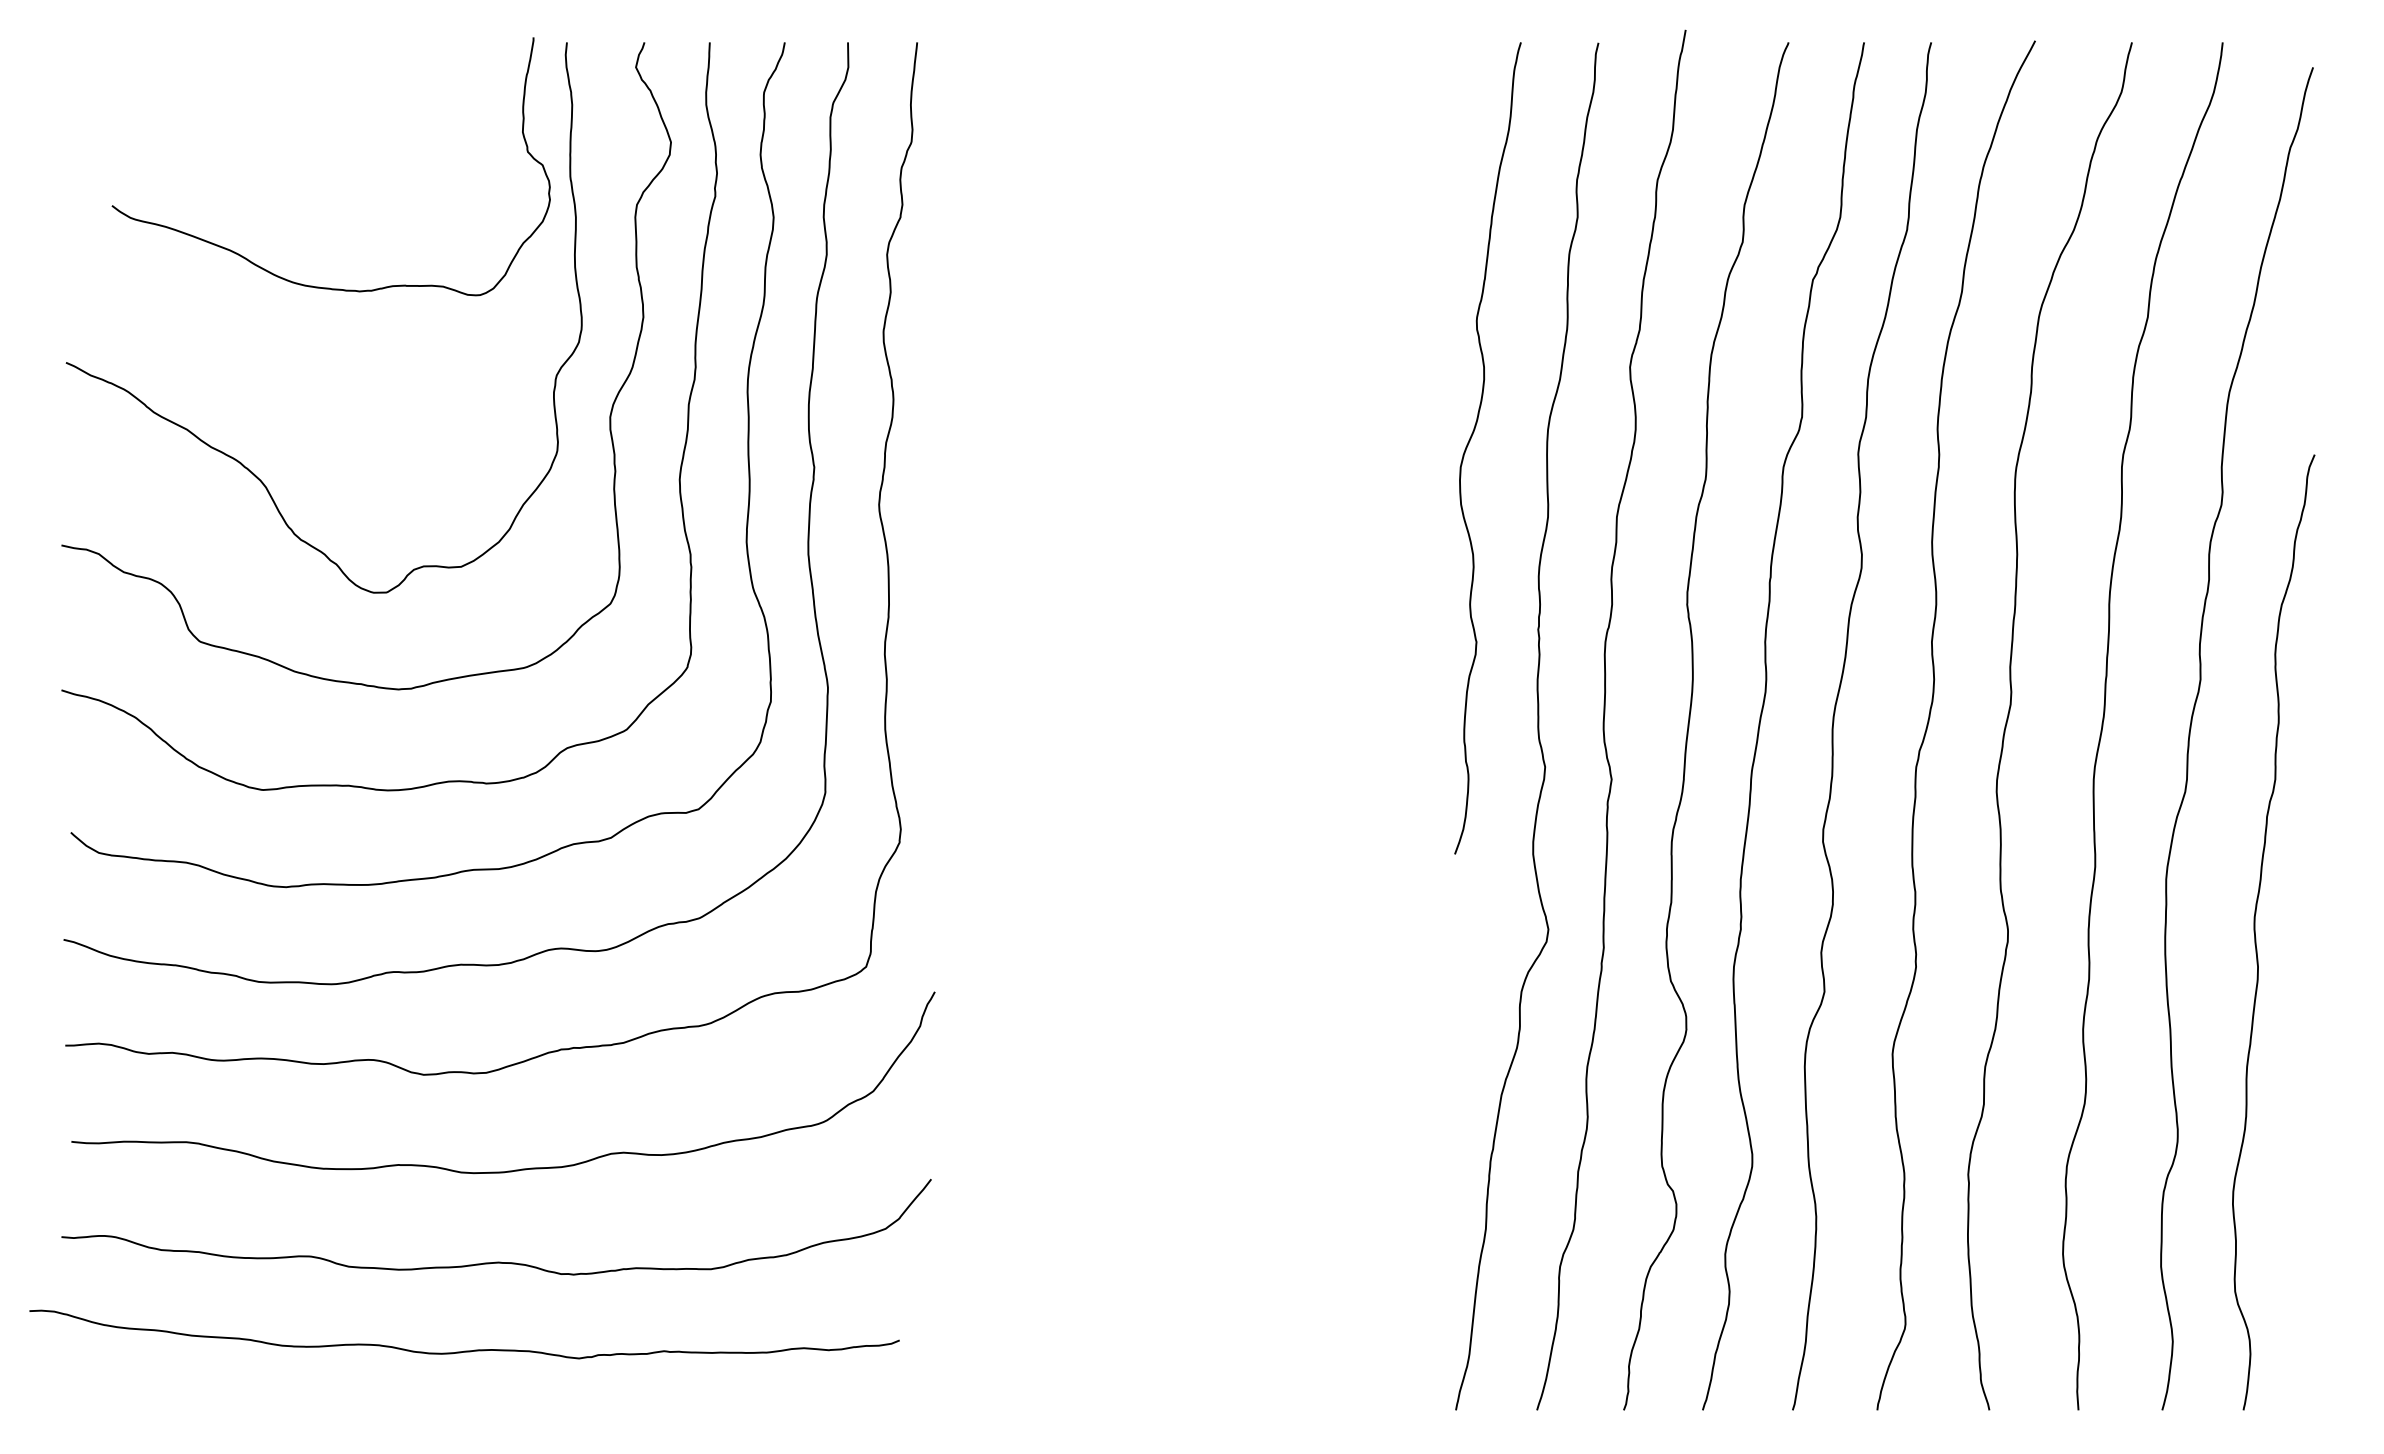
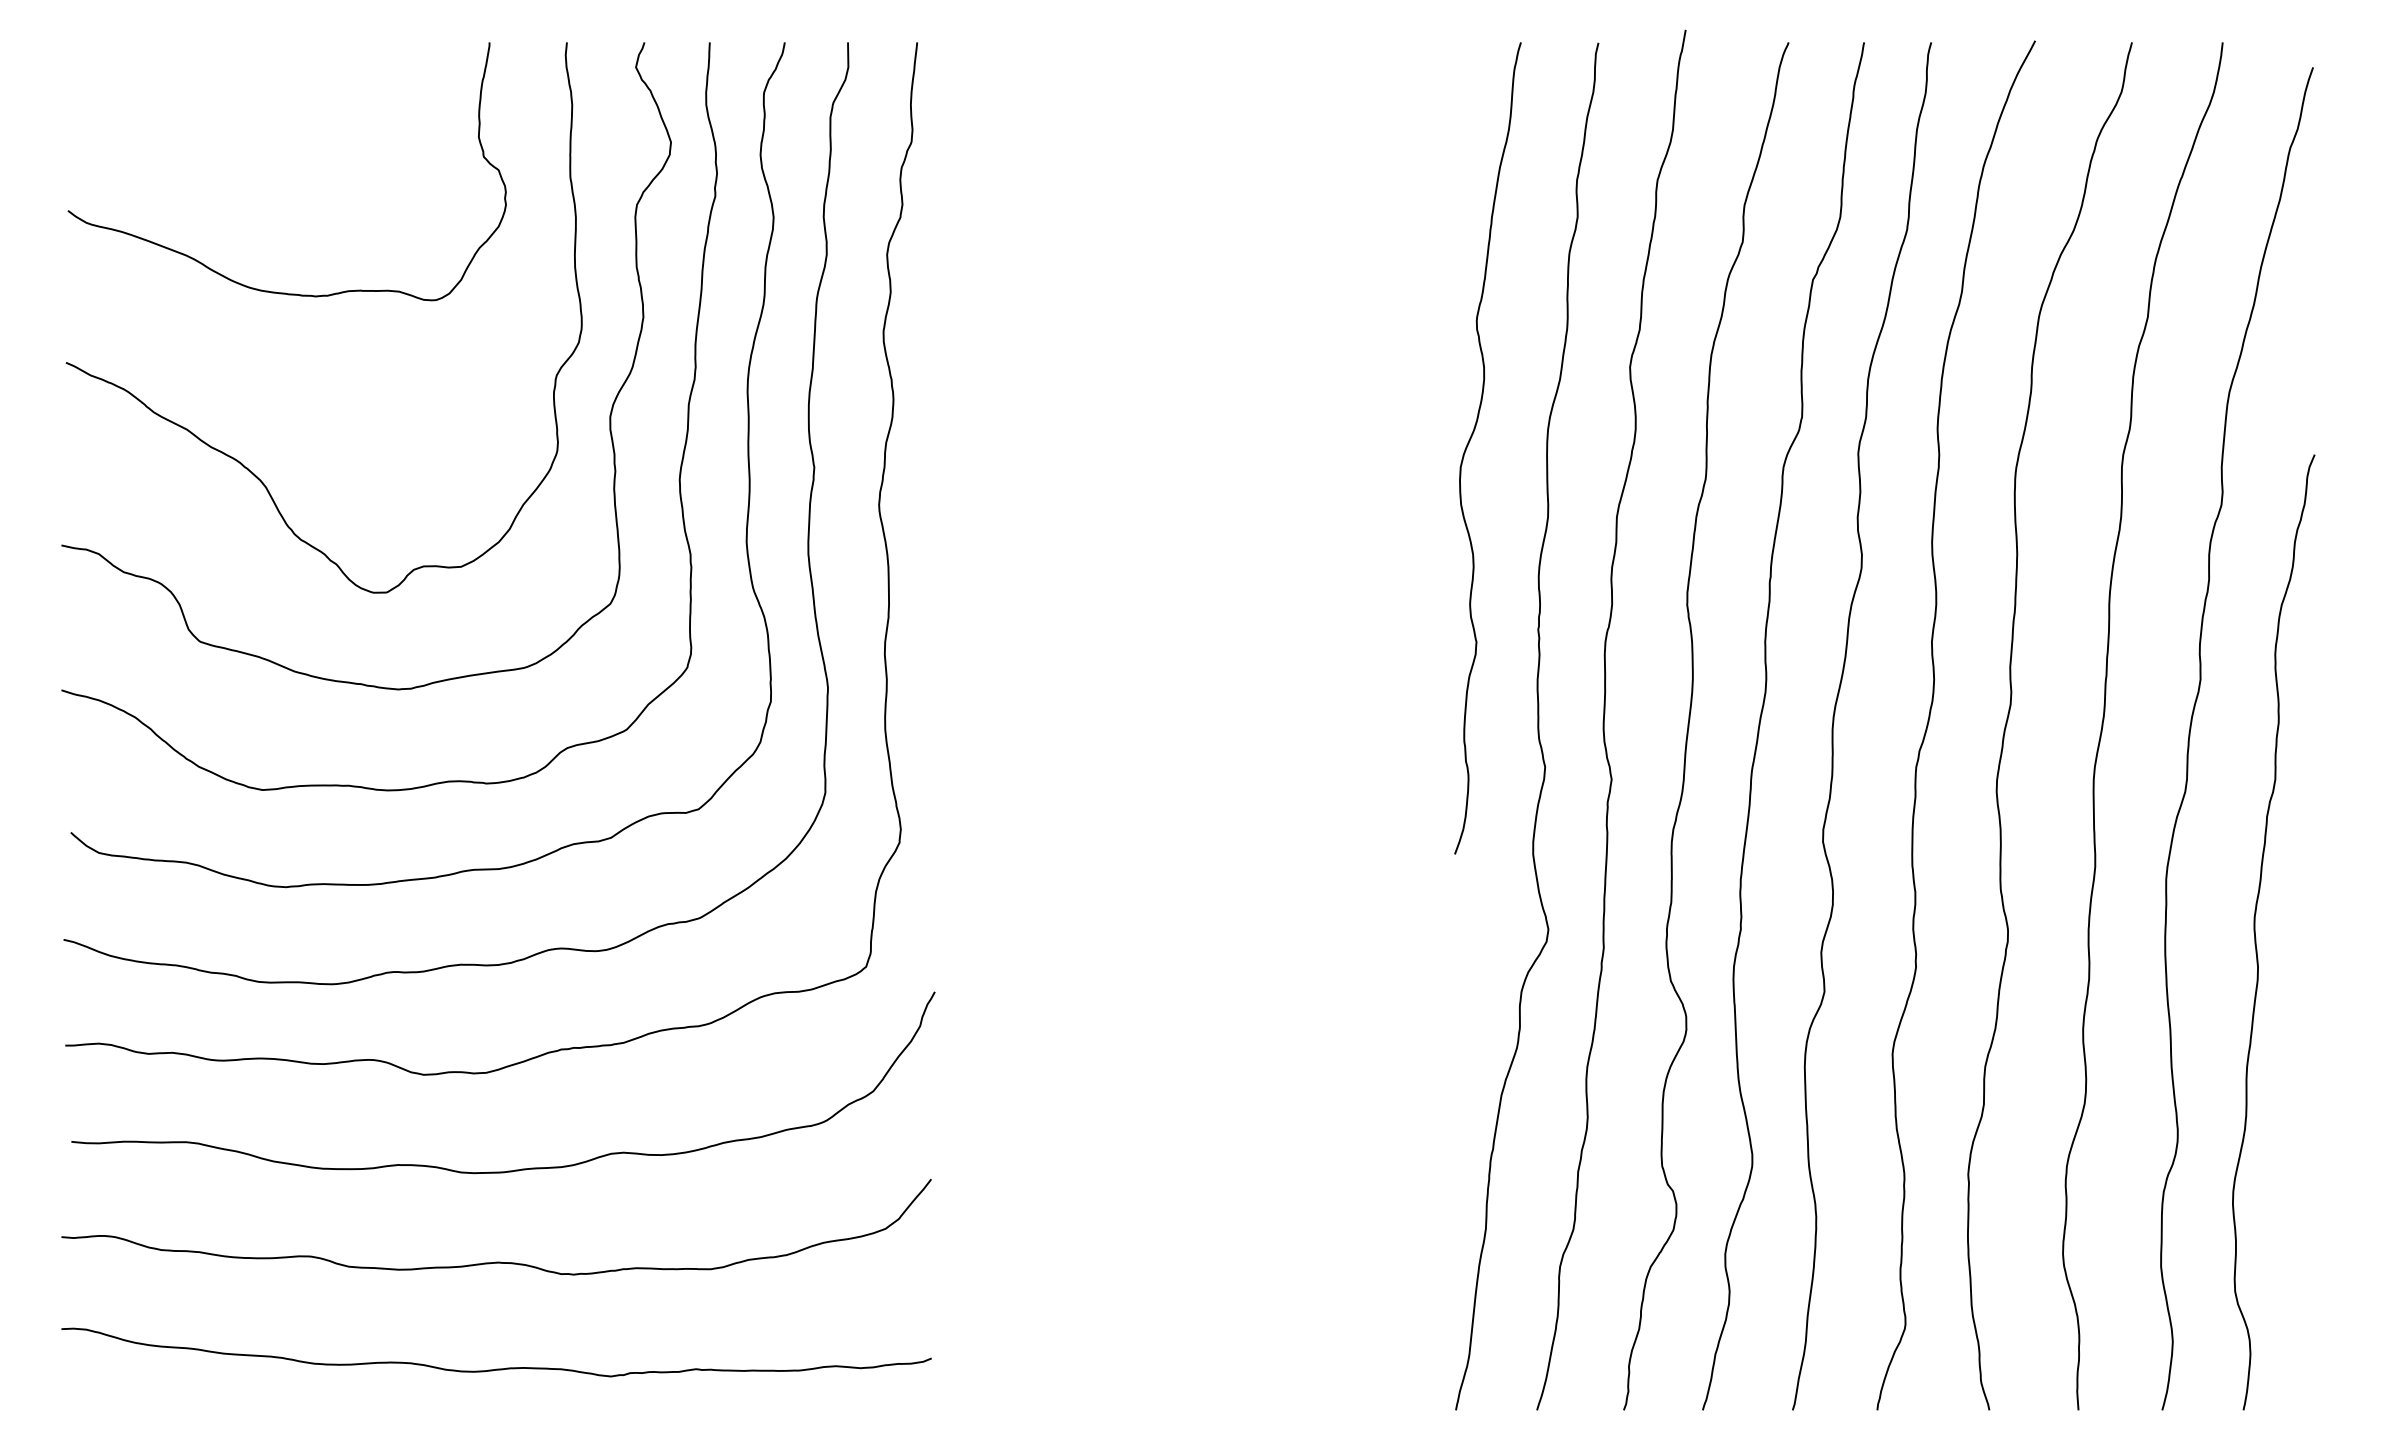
curve position: (312, 285) -> (268, 290) (268, 290)
curve position: (464, 1350) -> (496, 1368) (496, 1368)
